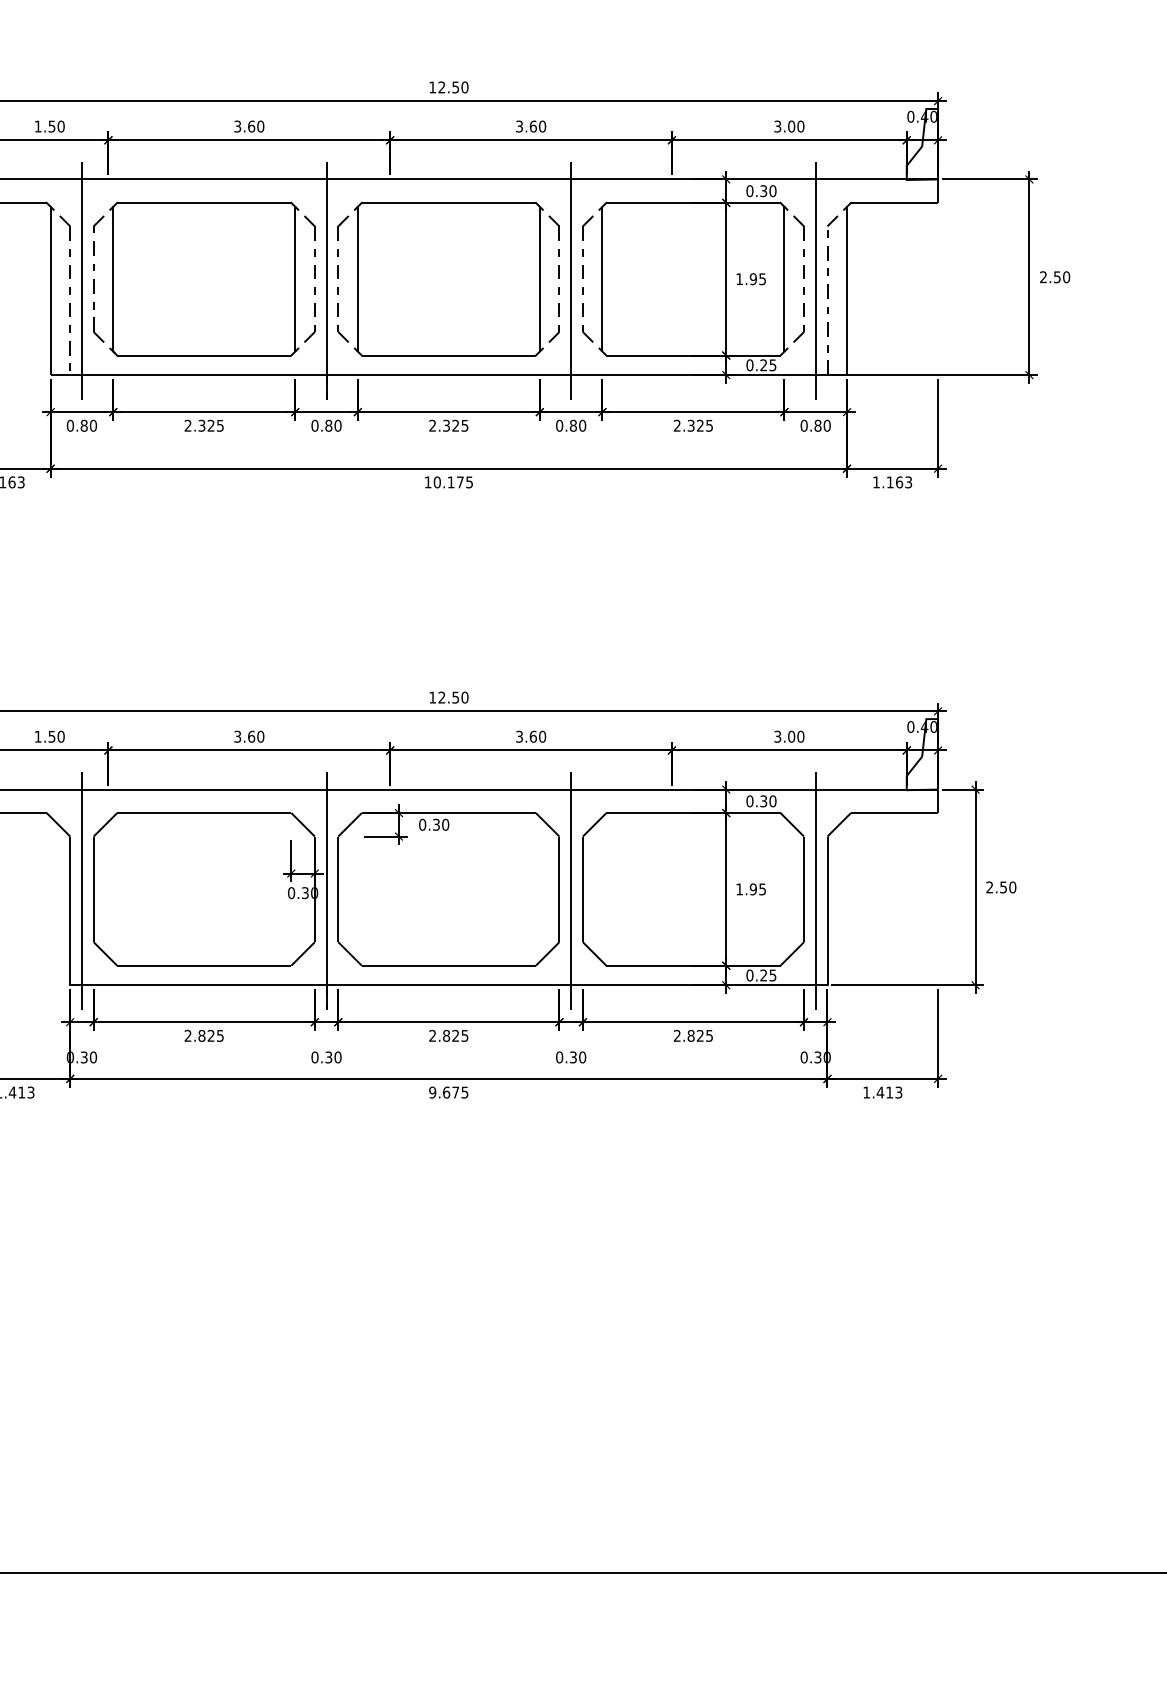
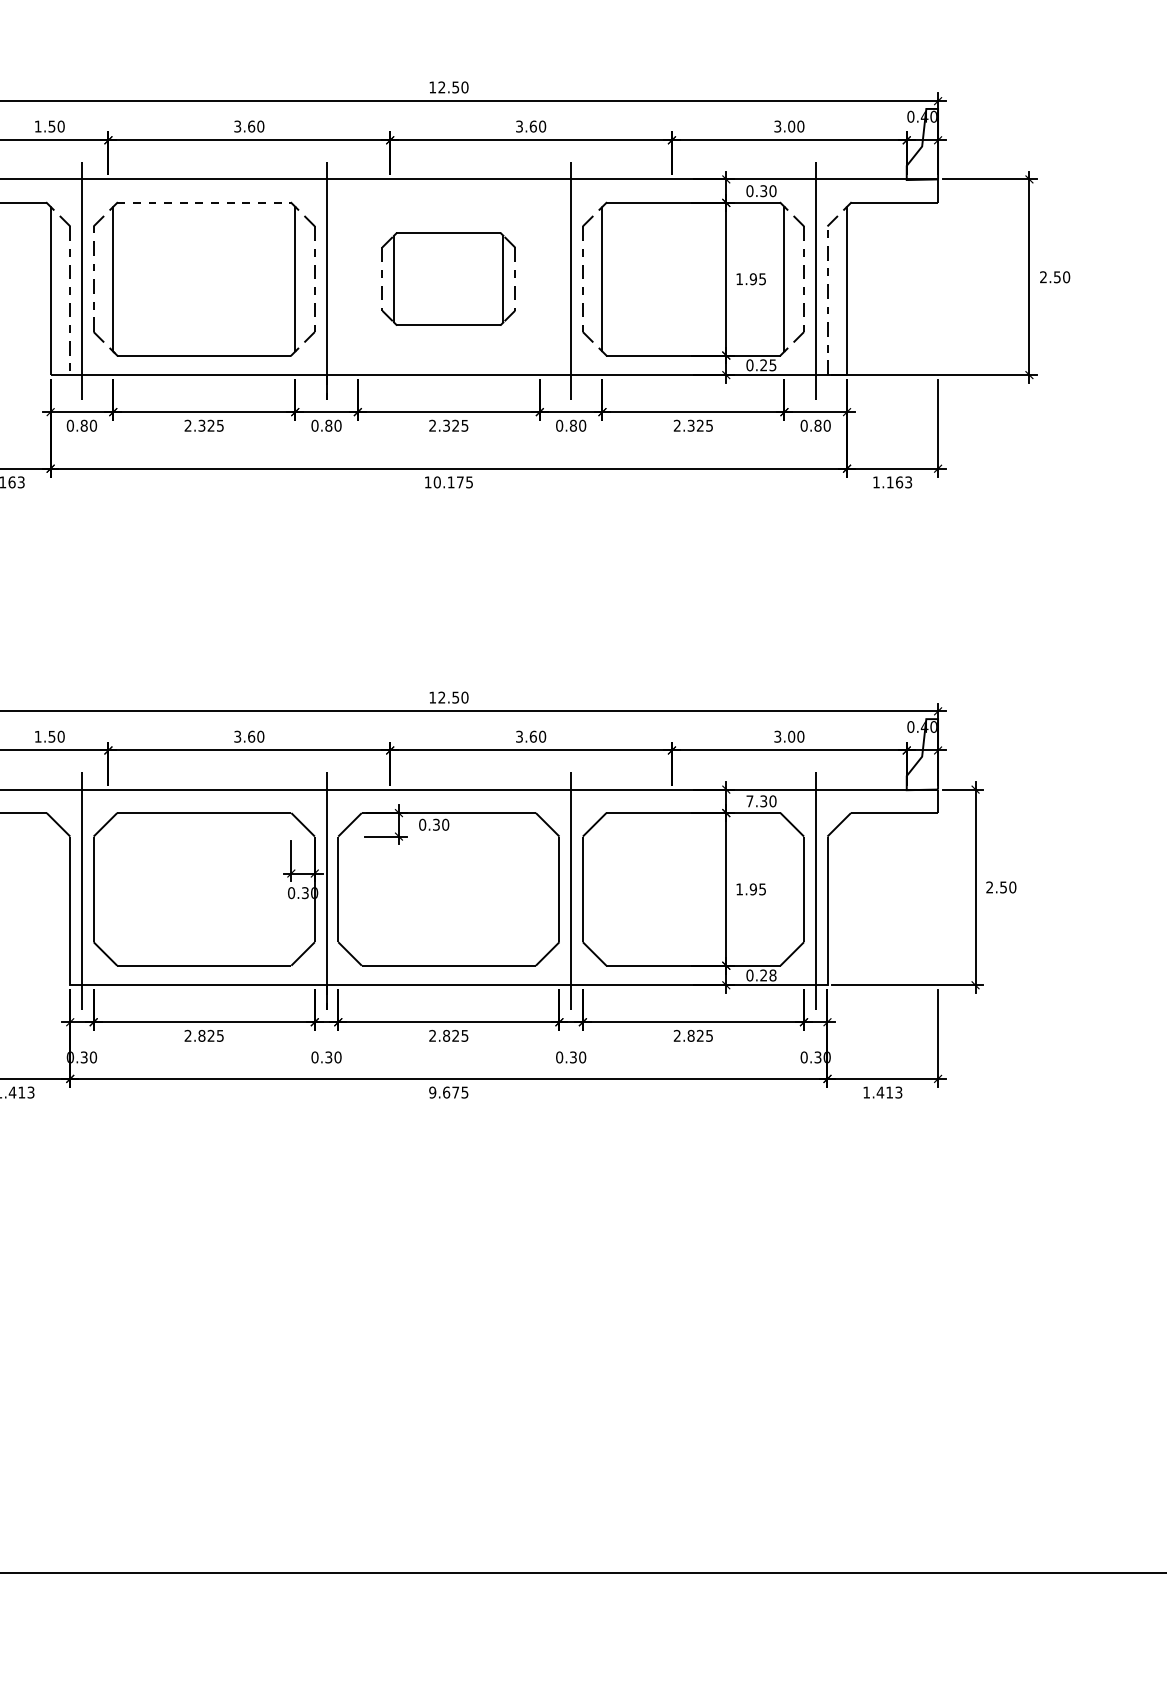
line: solid -> dashed (204, 202)
part size: 223x156 px -> 135x94 px (448, 278)
text: 0.30 -> 7.30 (749, 801)
text: 0.25 -> 0.28 (772, 975)
